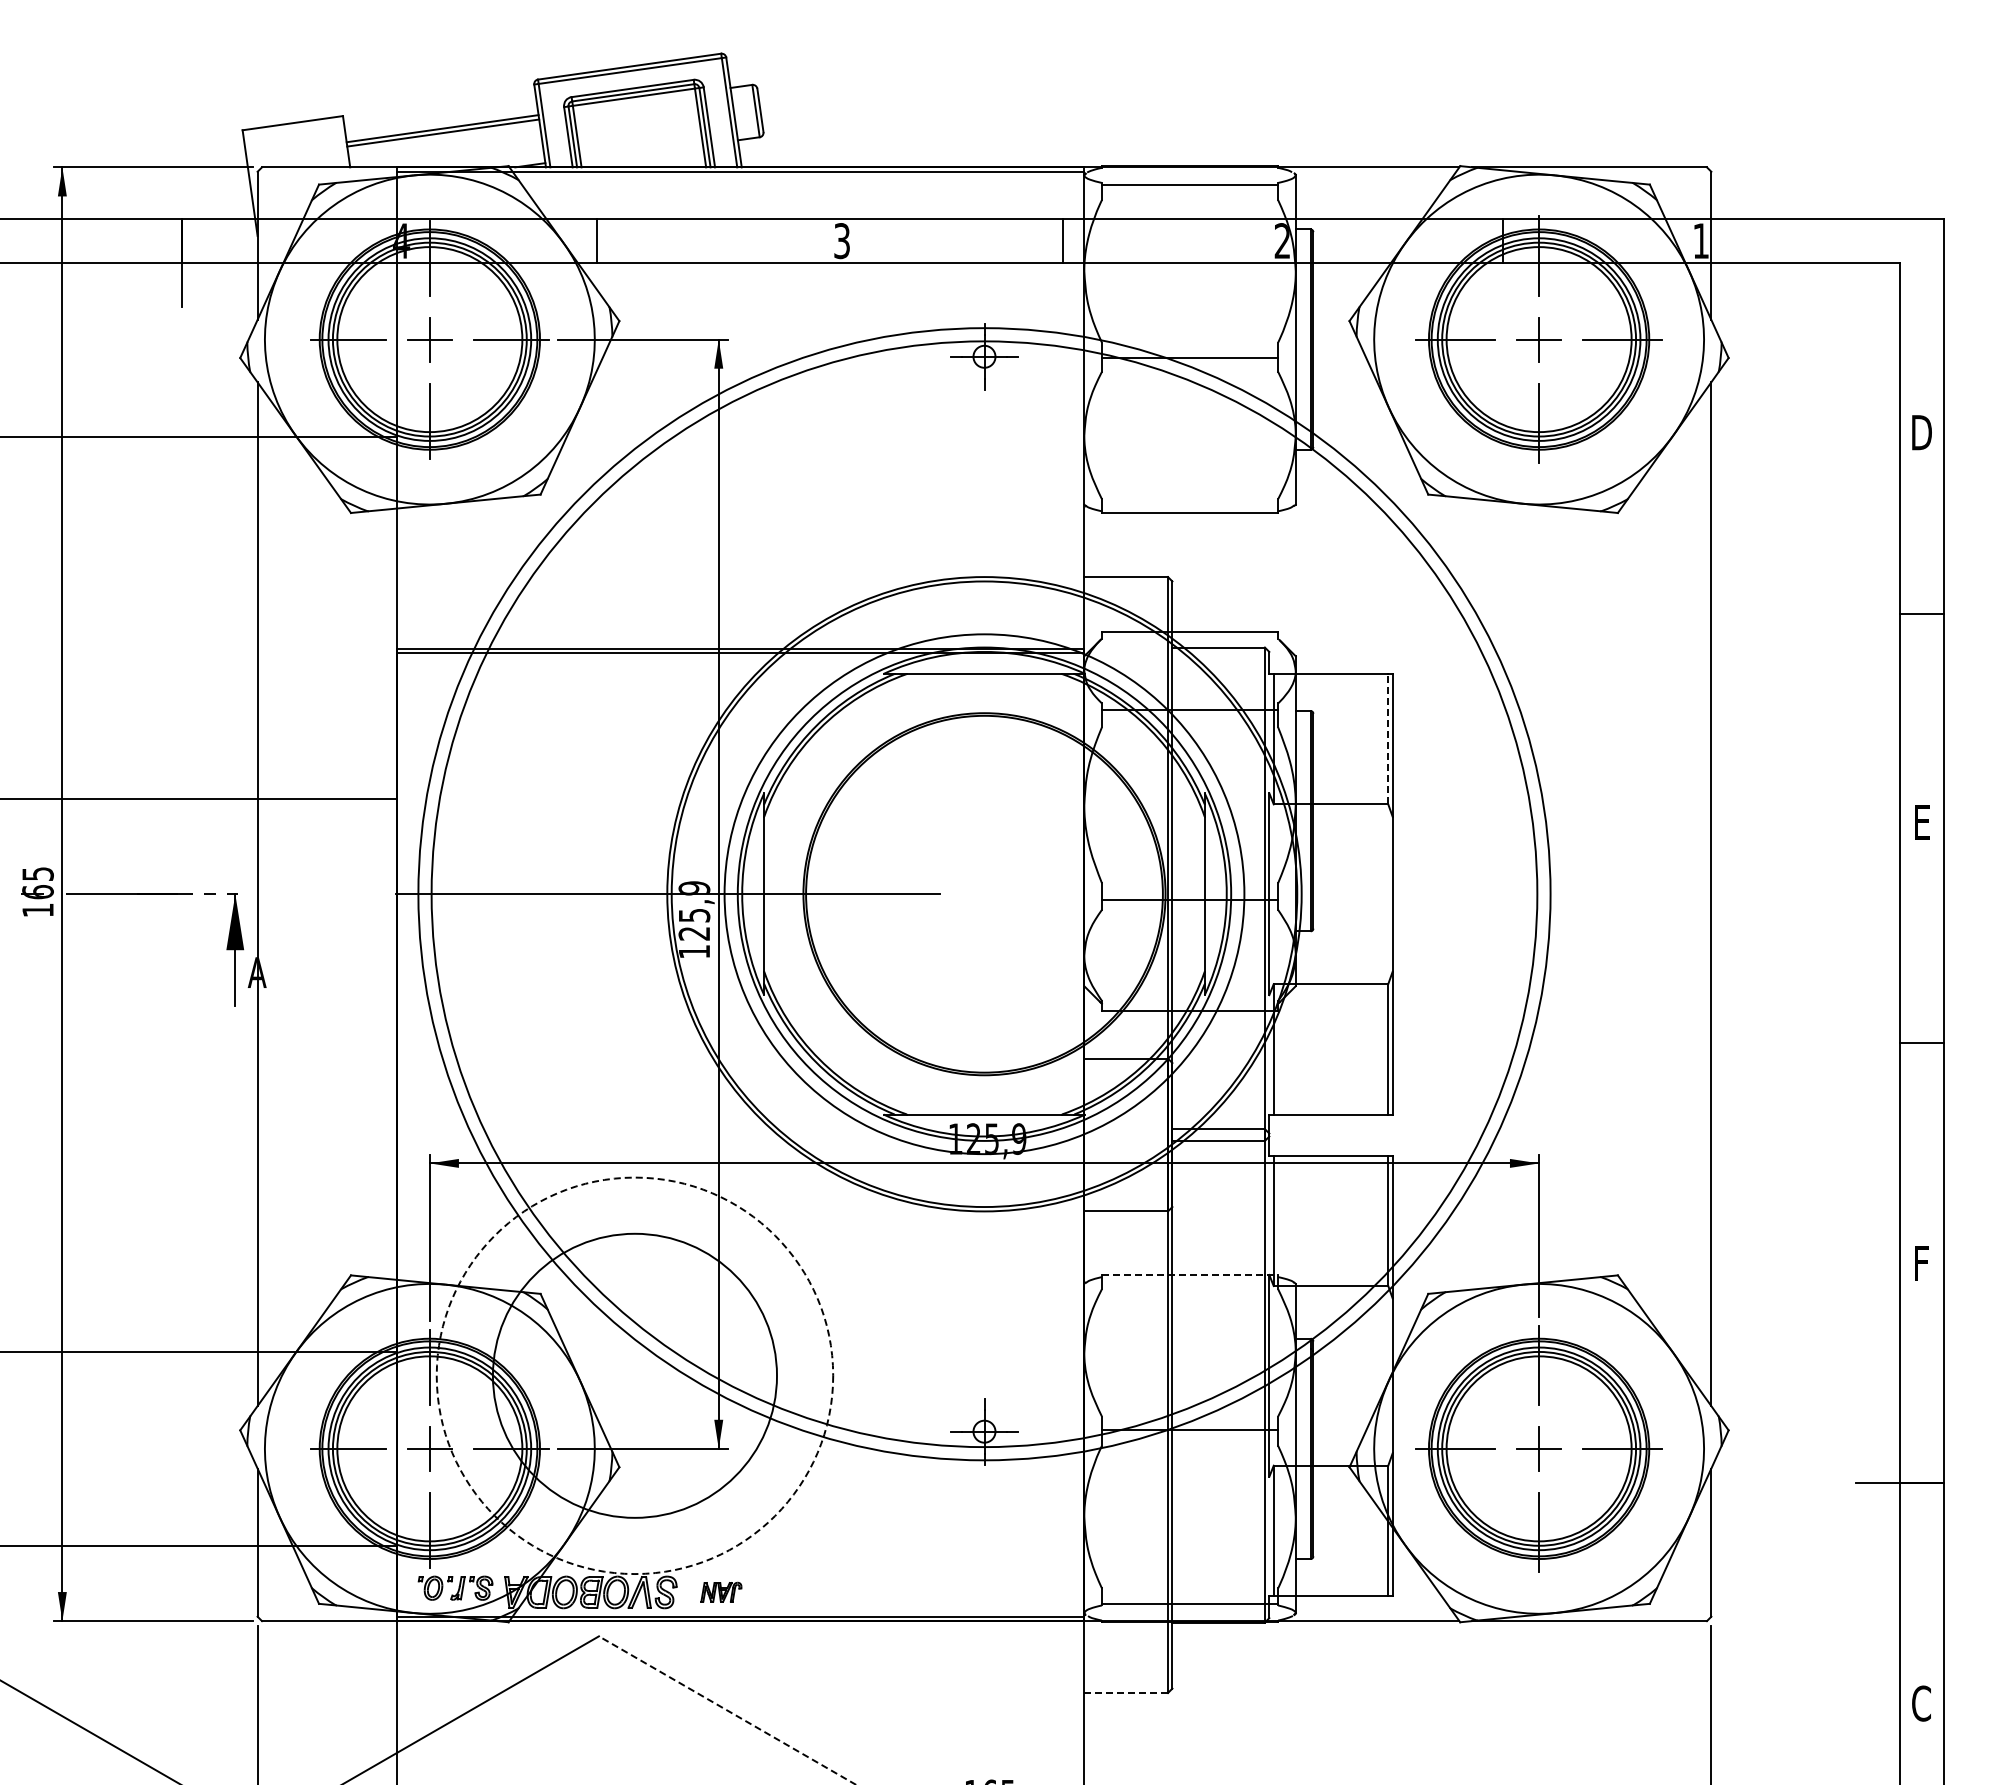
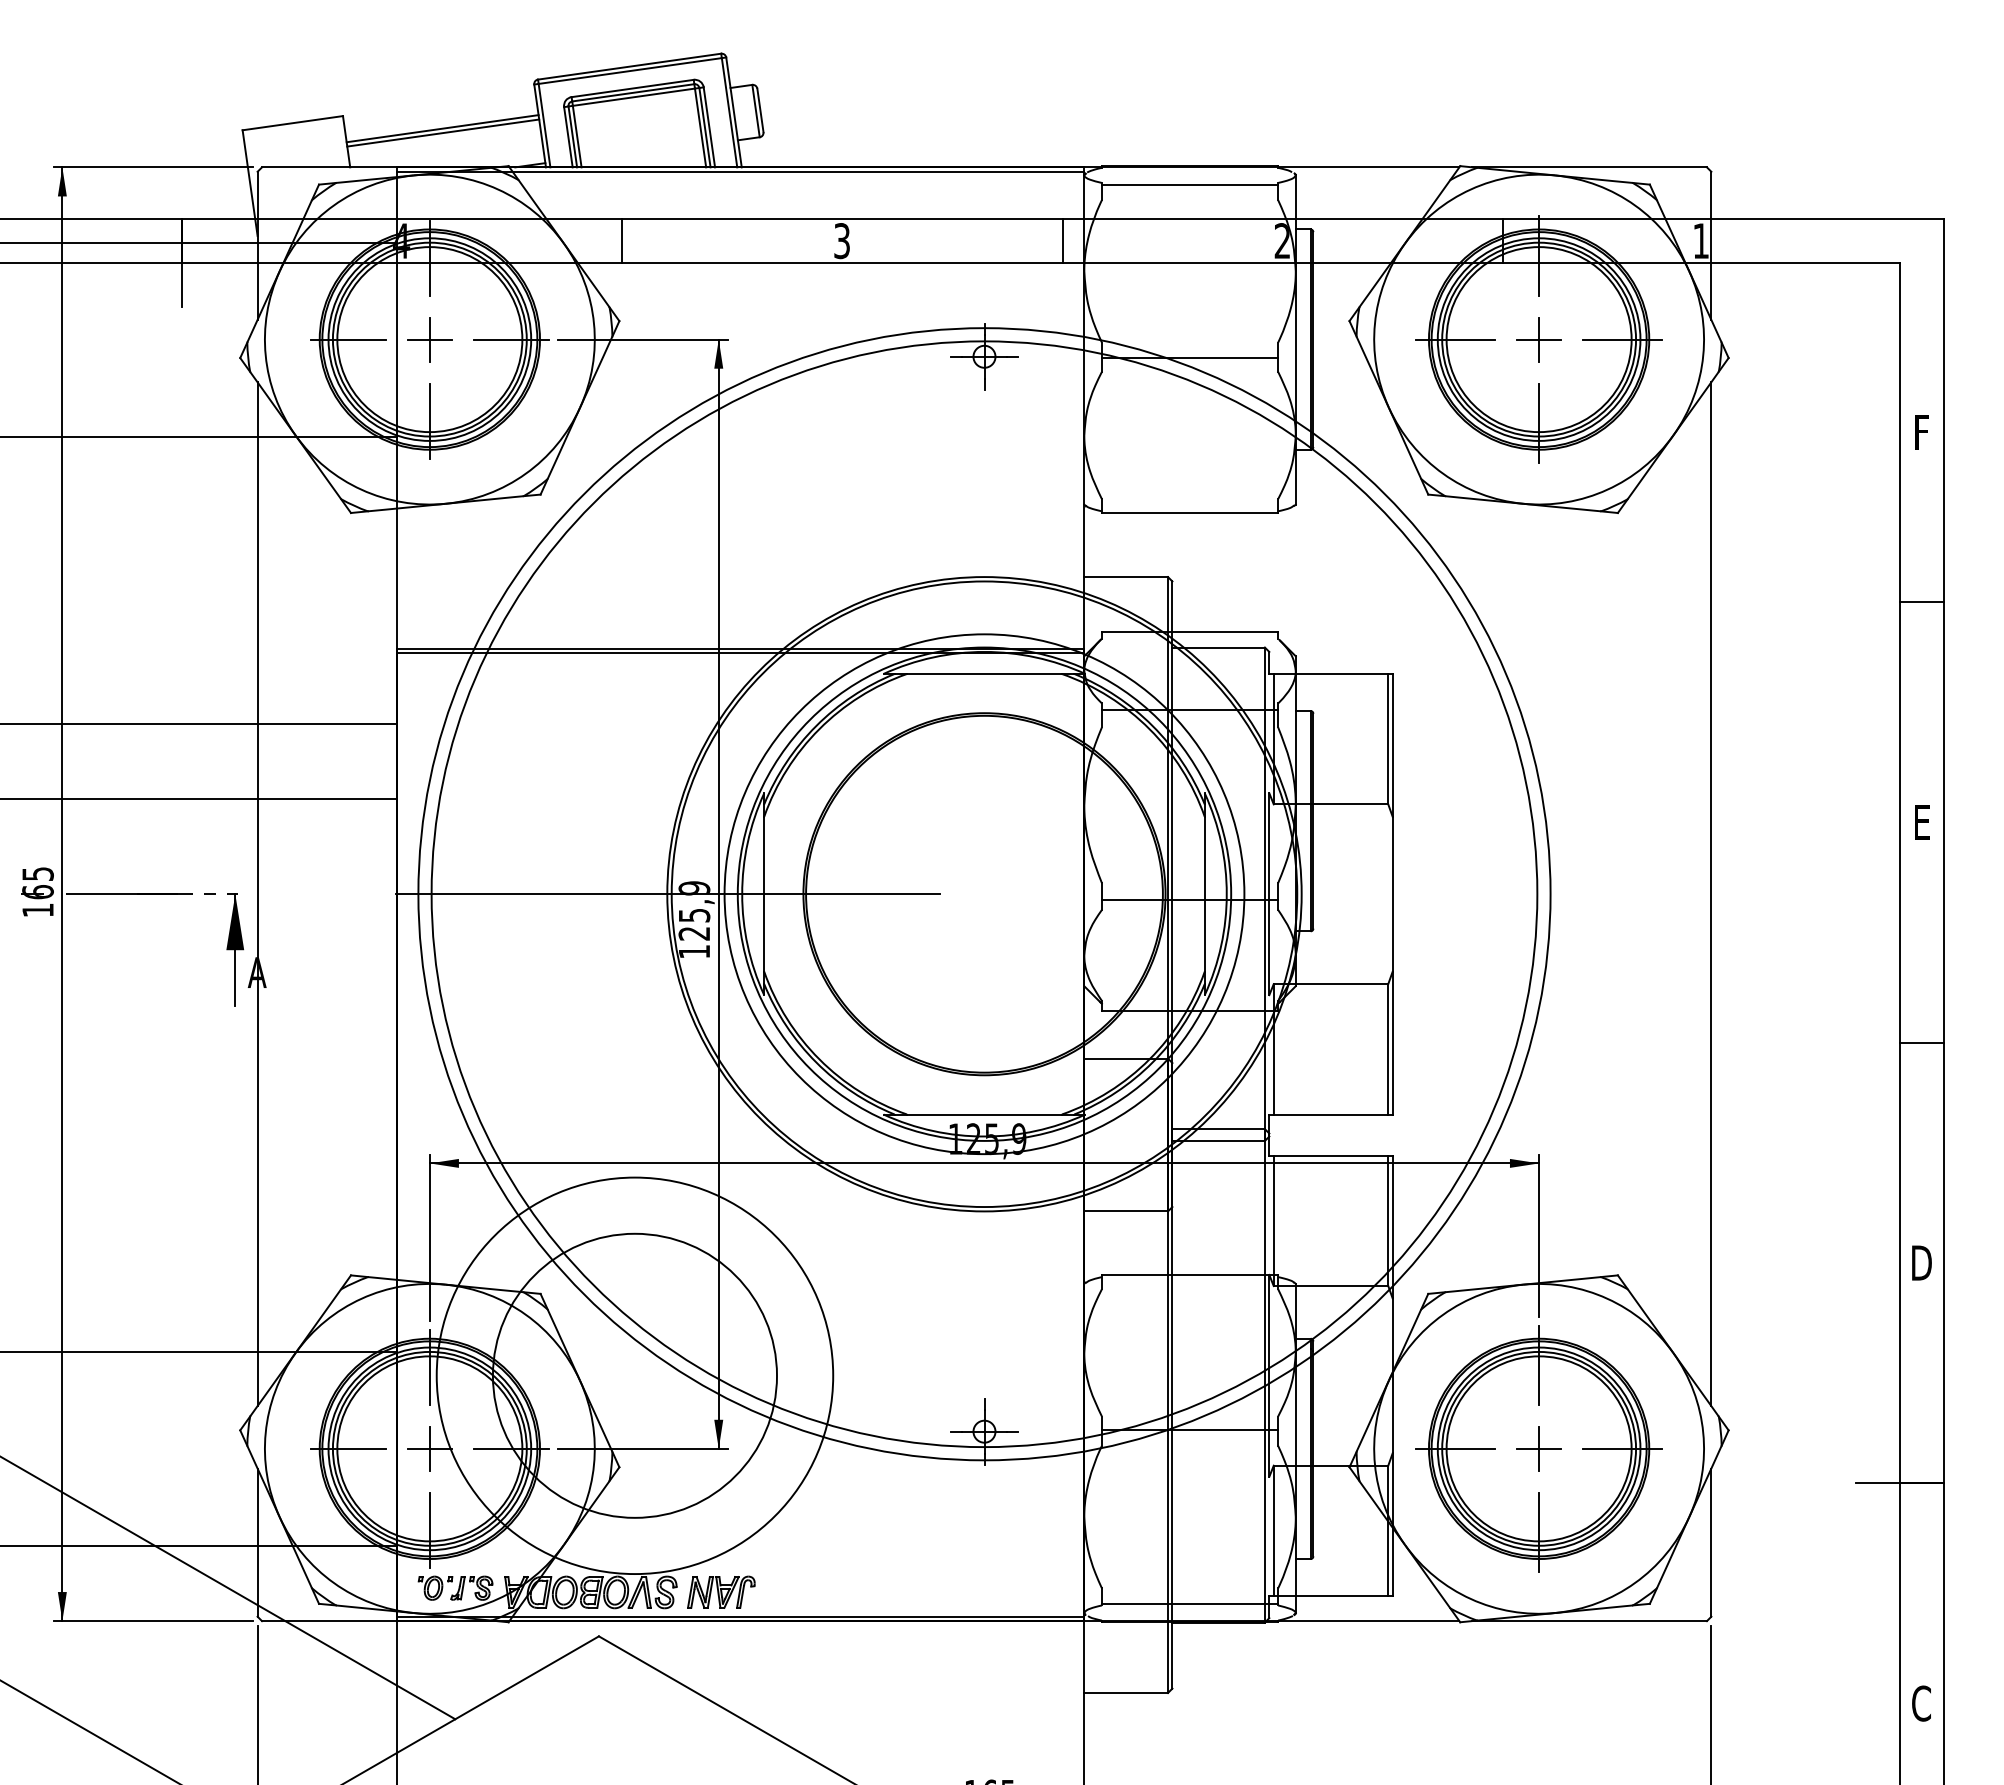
line position: (597, 240) -> (622, 240) (622, 240)
line: none -> present (199, 242)
text: D -> F (1921, 432)
line position: (1921, 614) -> (1921, 602) (1921, 602)
line: none -> present (199, 724)
line: dashed -> solid (1388, 738)
text: F -> D (1921, 1262)
line: dashed -> solid (1190, 1275)
circle: dashed -> solid (634, 1375)
line: none -> present (228, 1588)
part size: 43x22 px -> 69x34 px (721, 1591)
line: dashed -> solid (1126, 1693)
line: dashed -> solid (726, 1710)
